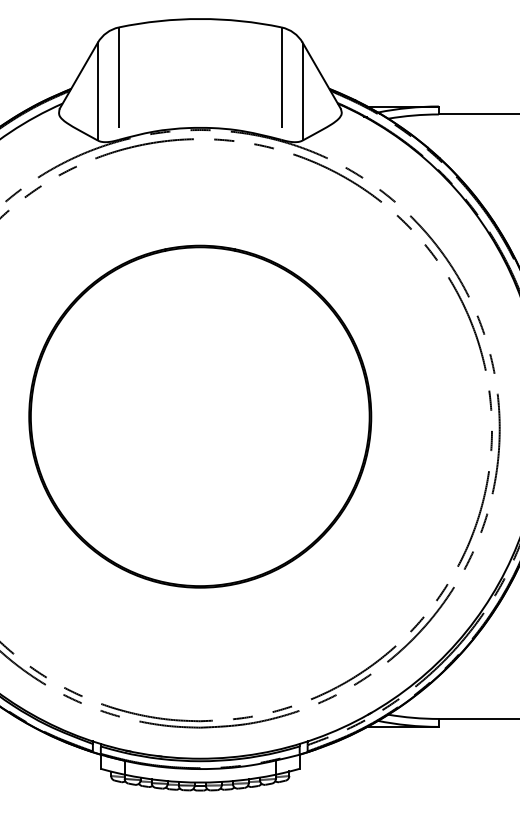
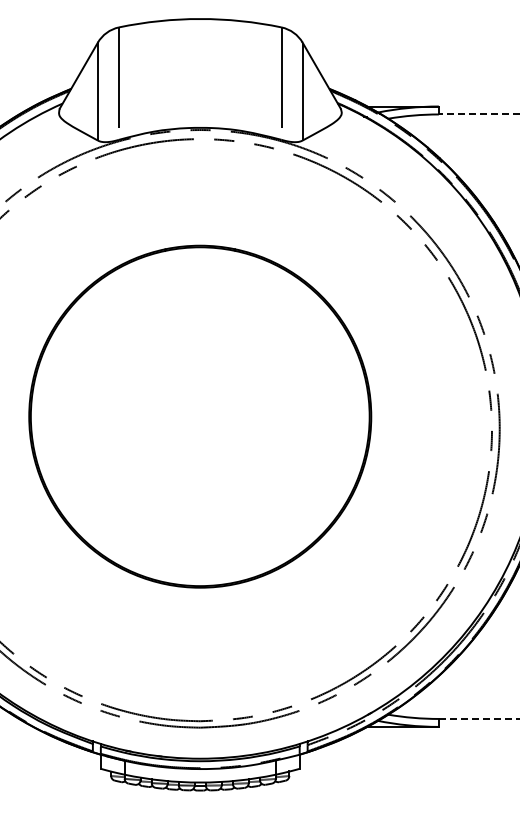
line: solid -> dashed (478, 114)
line: solid -> dashed (479, 718)
